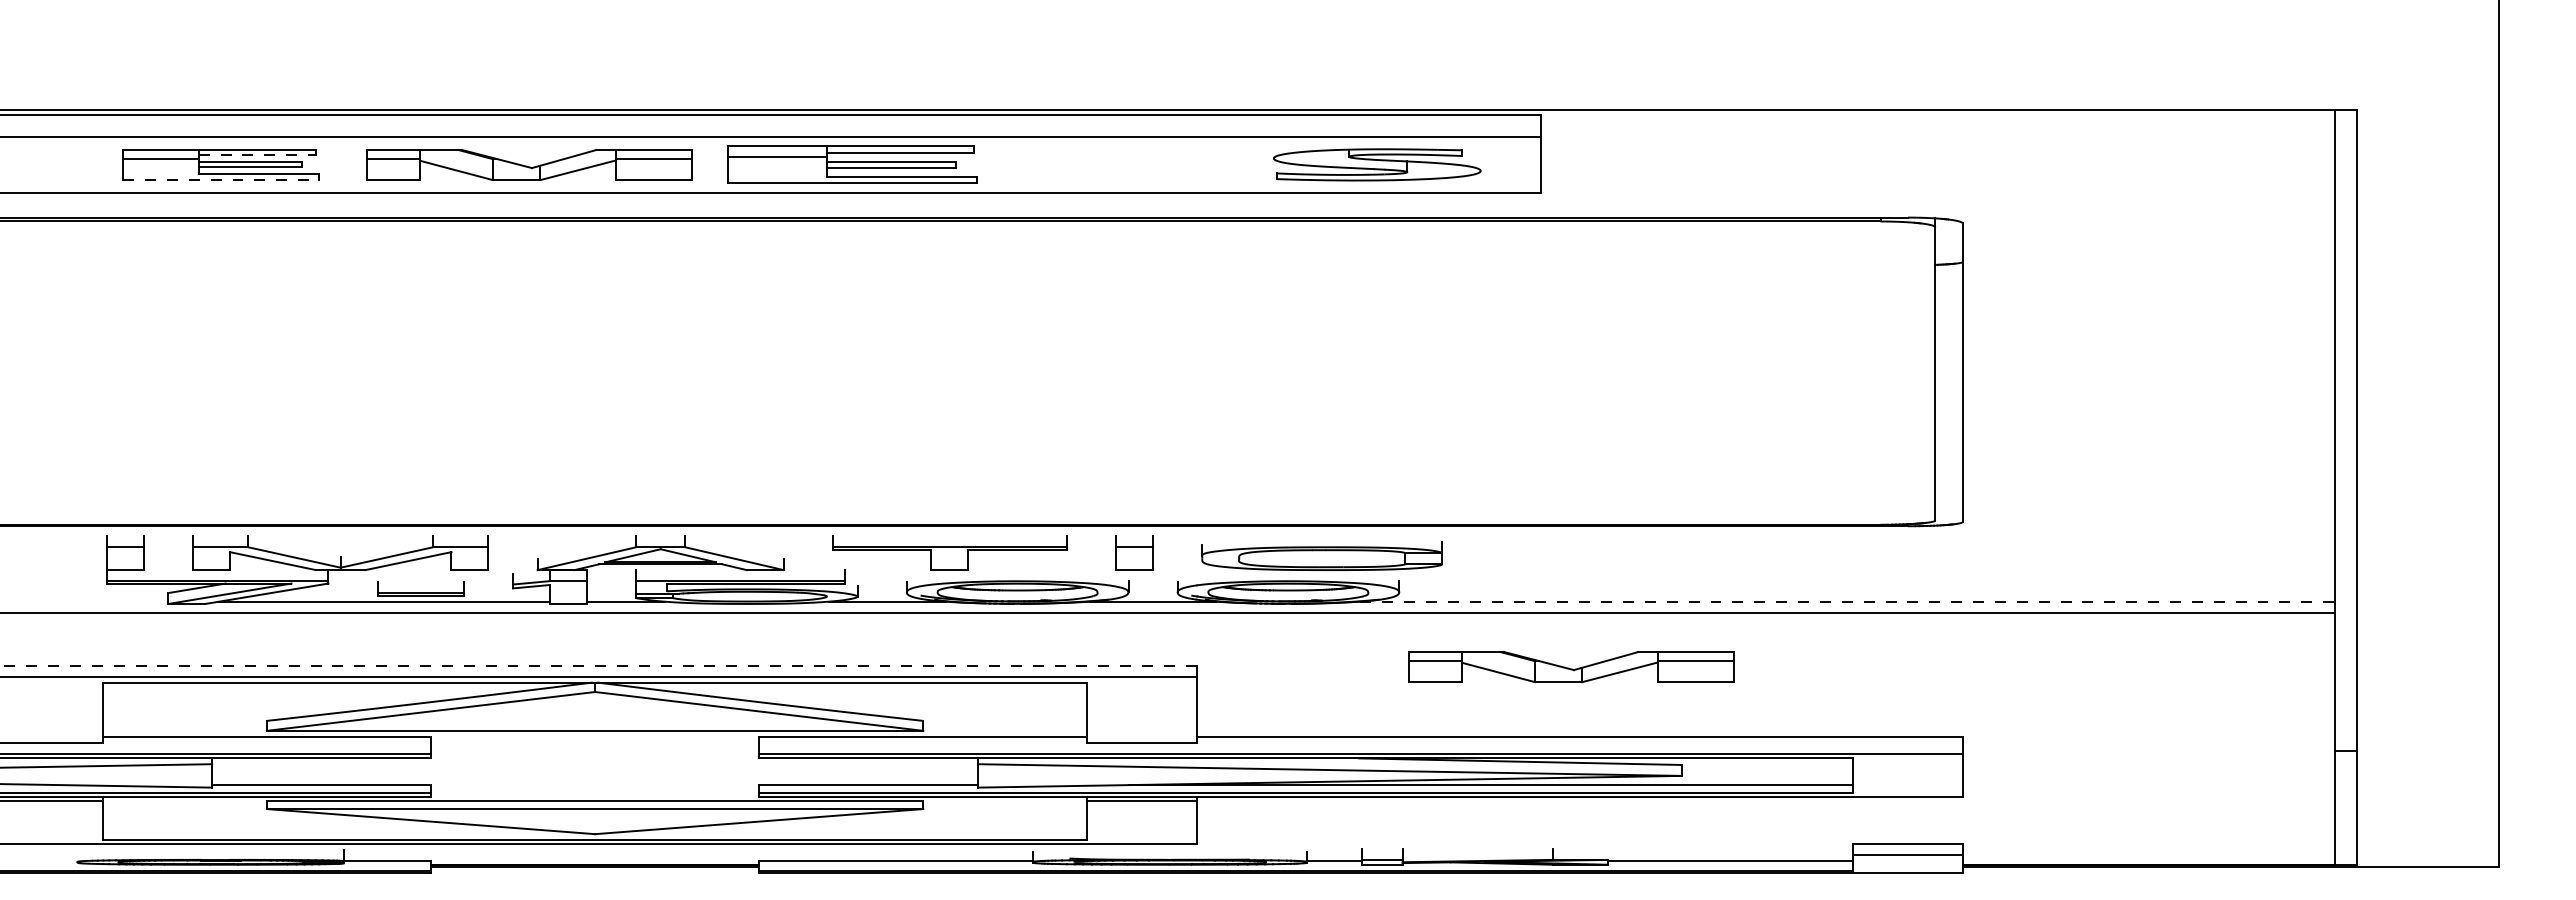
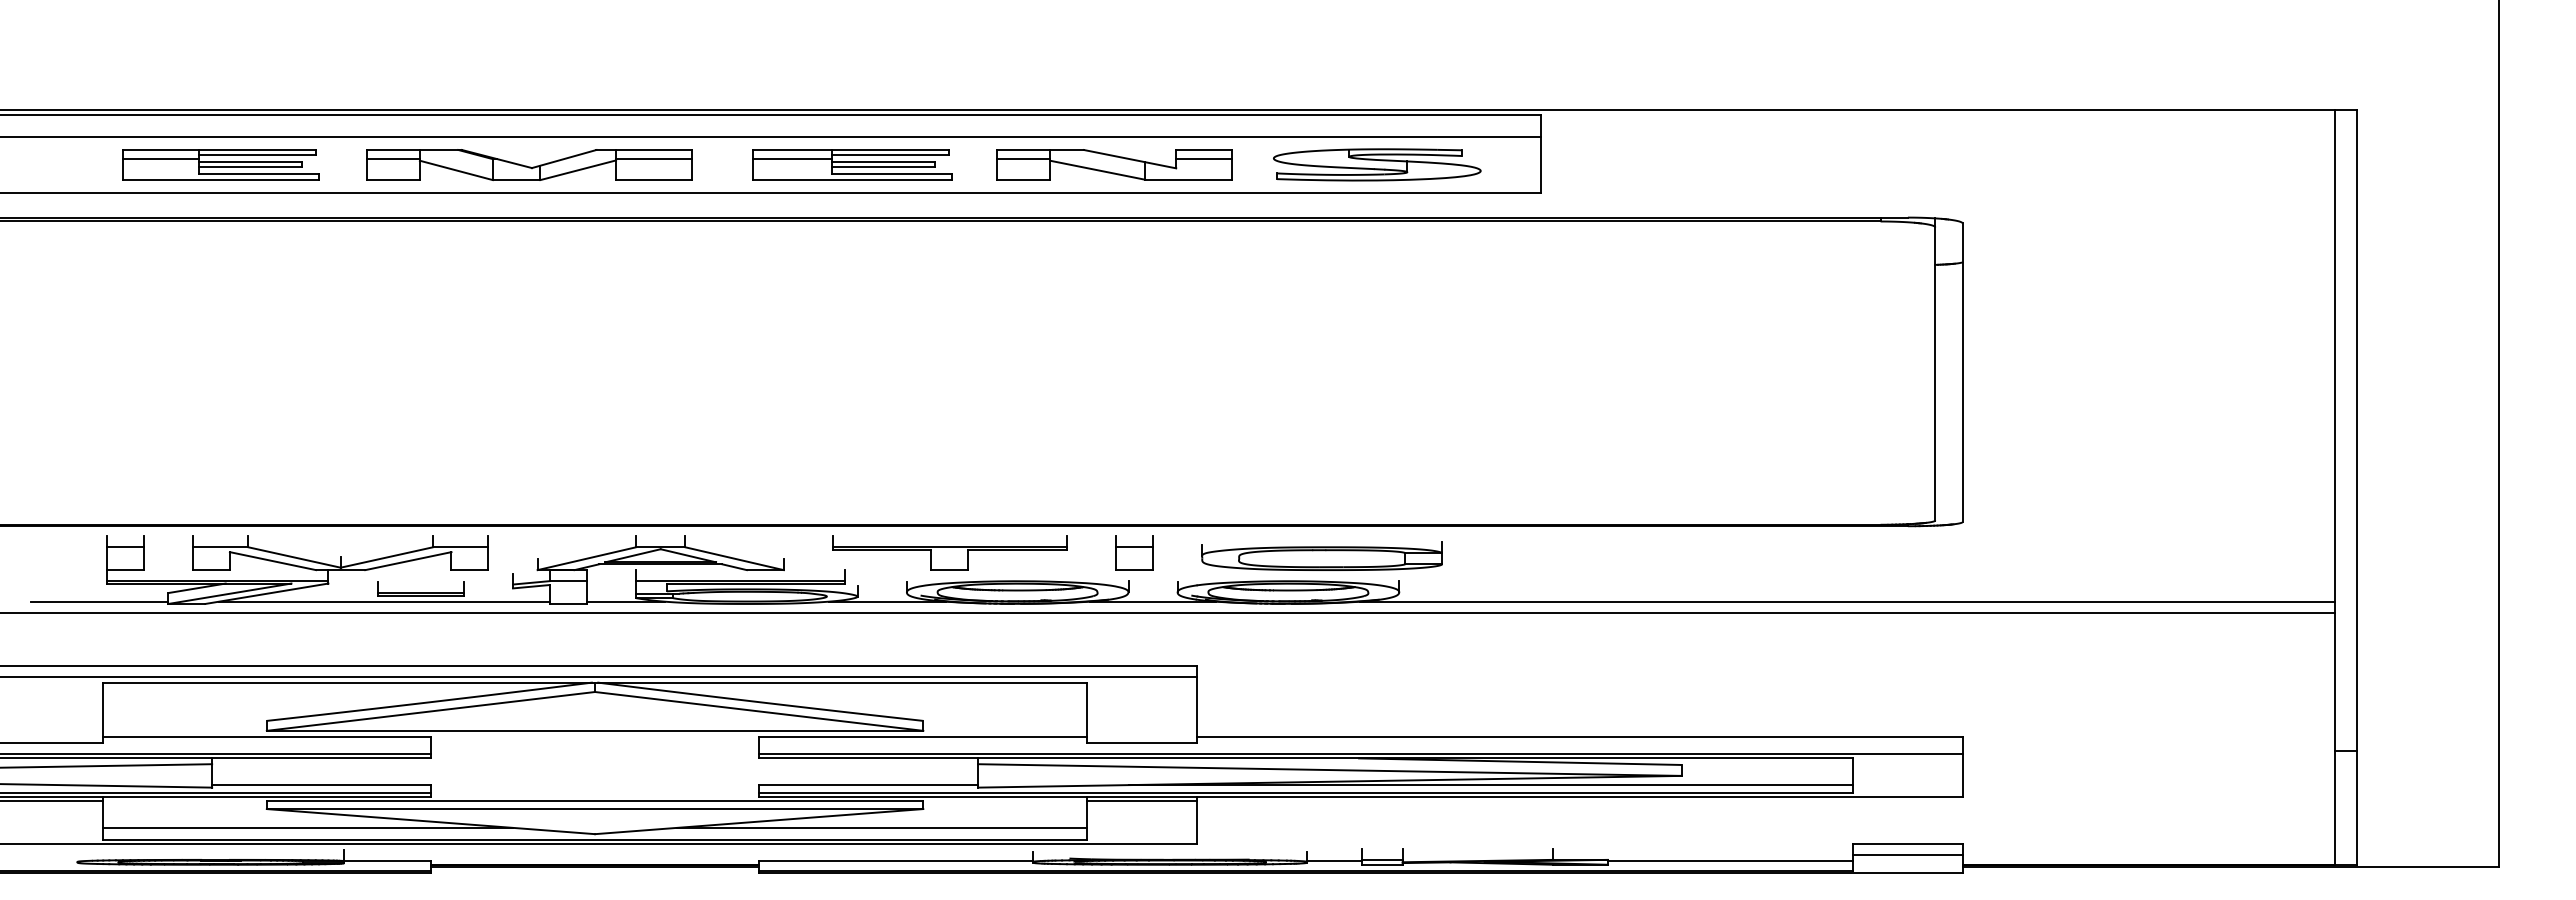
line: dashed -> solid (257, 155)
part size: 251x39 px -> 201x32 px (852, 164)
part: none -> present (1114, 164)
line: dashed -> solid (221, 179)
line: none -> present (99, 601)
line: dashed -> solid (1848, 601)
line: dashed -> solid (598, 665)
part: present -> none (1571, 666)
line: none -> present (307, 827)
line: none -> present (881, 827)
